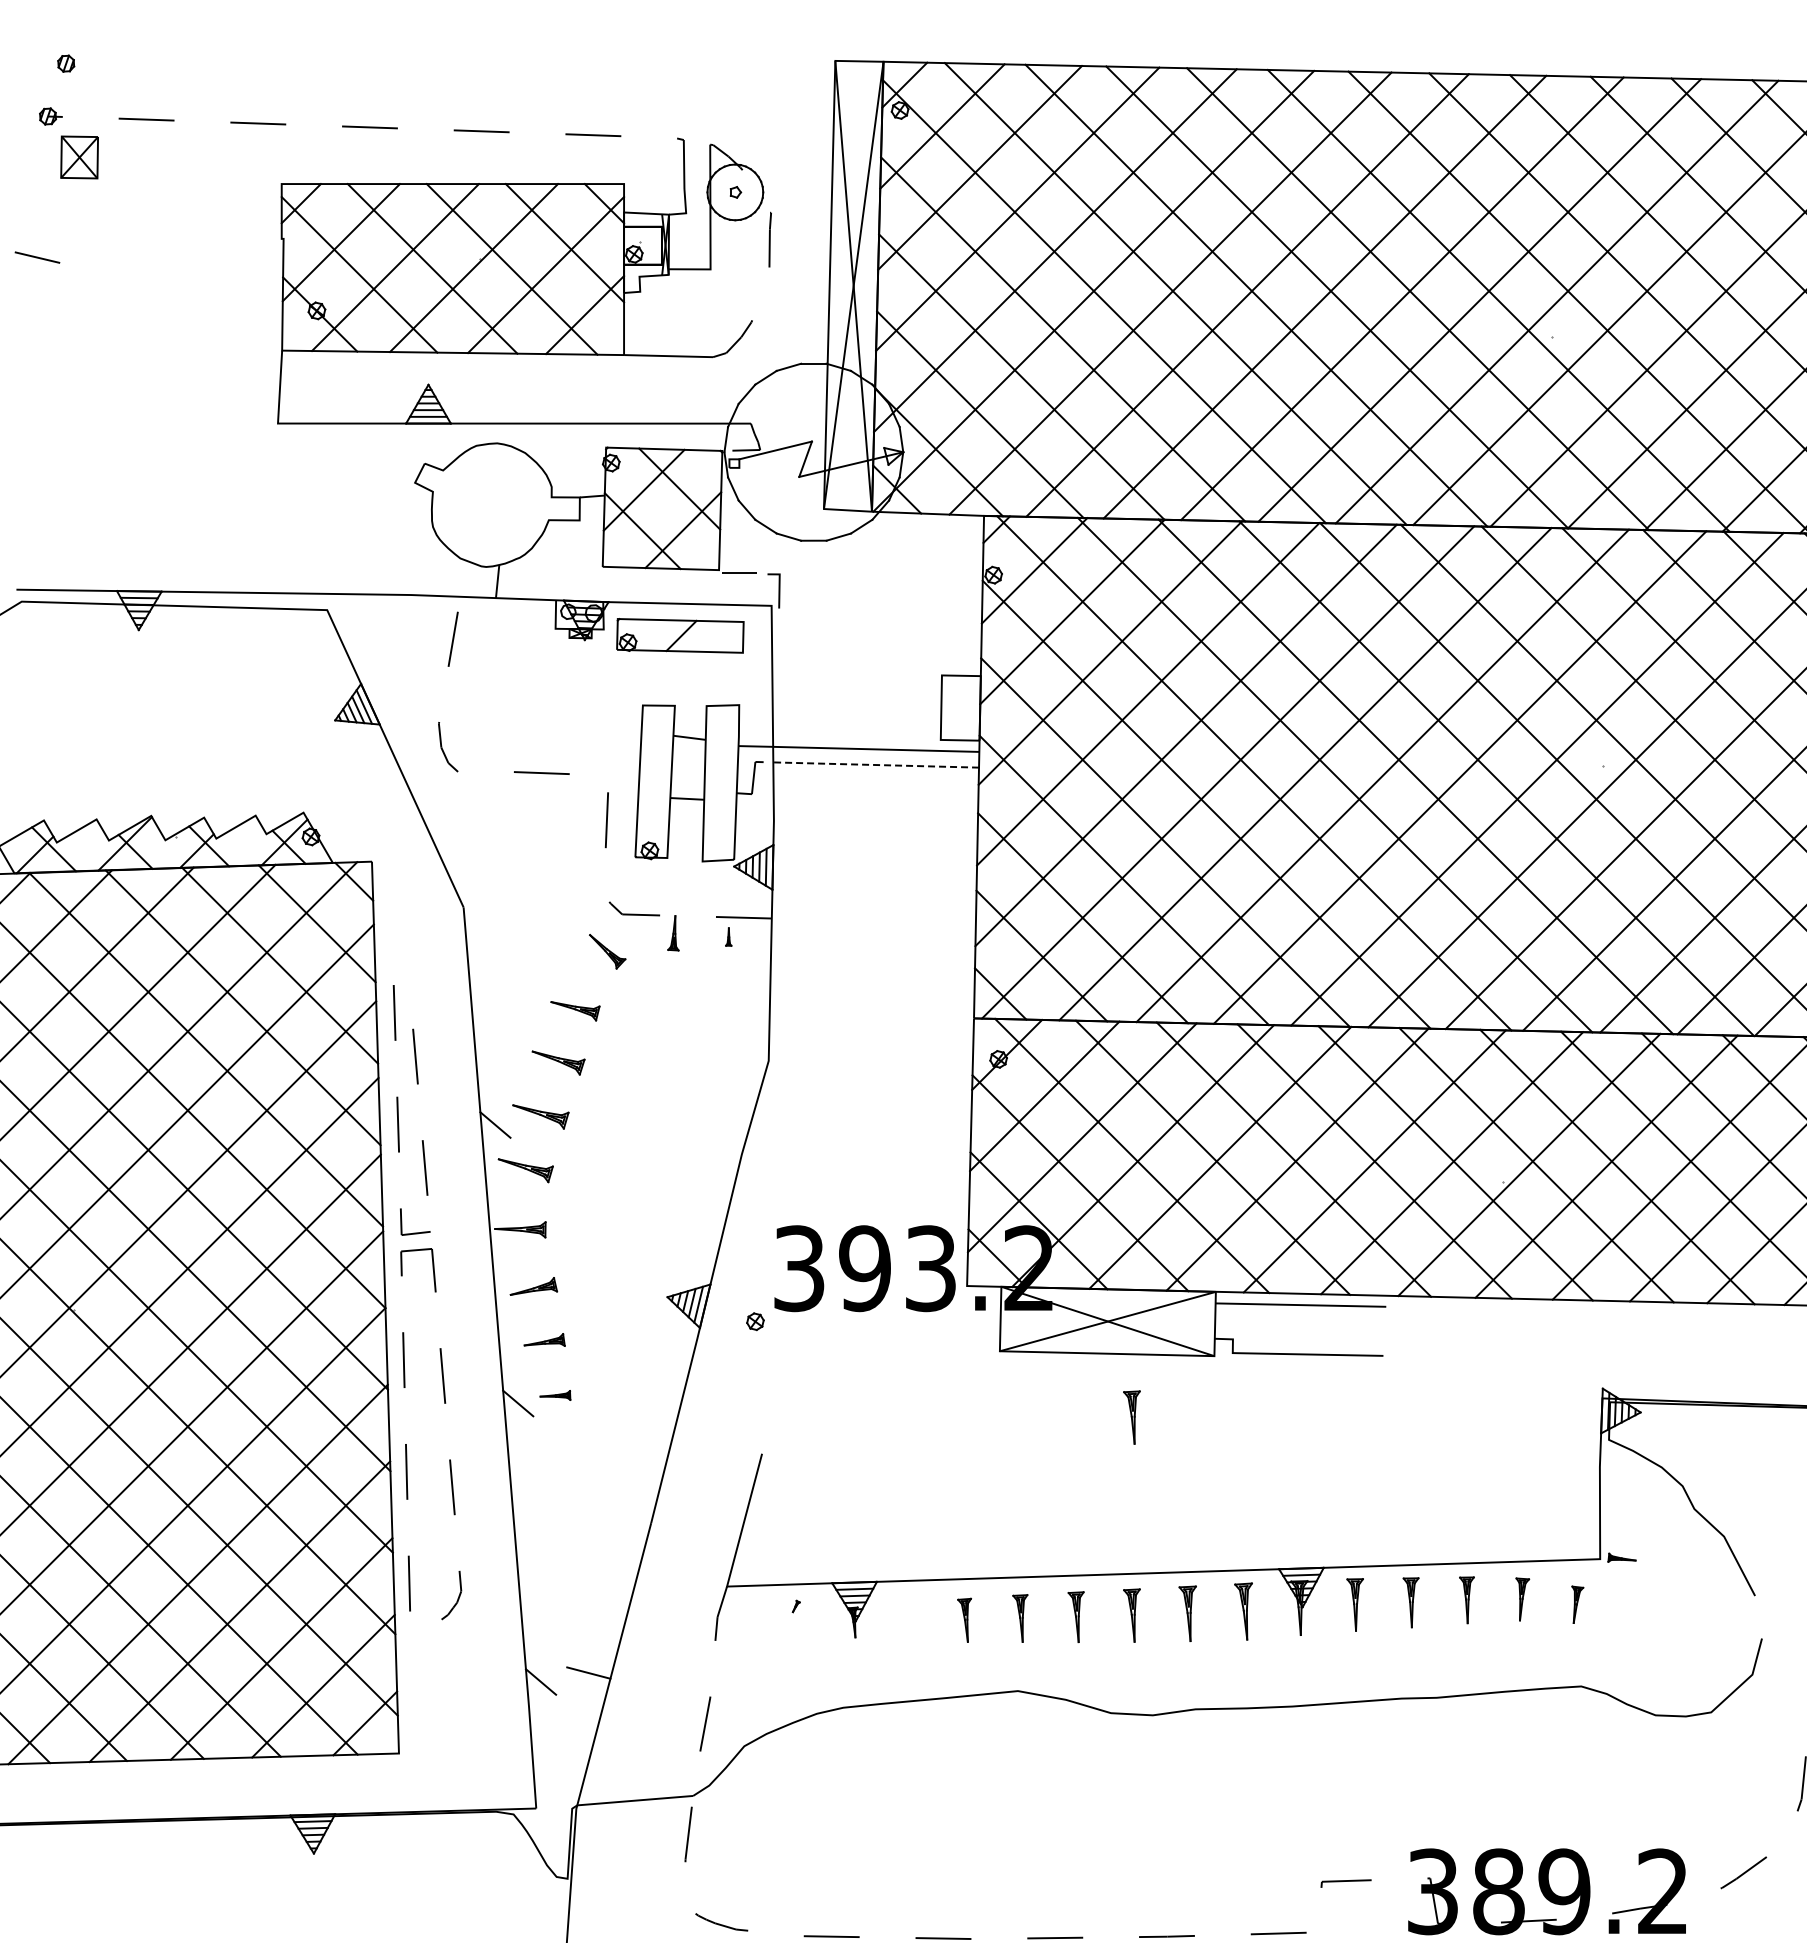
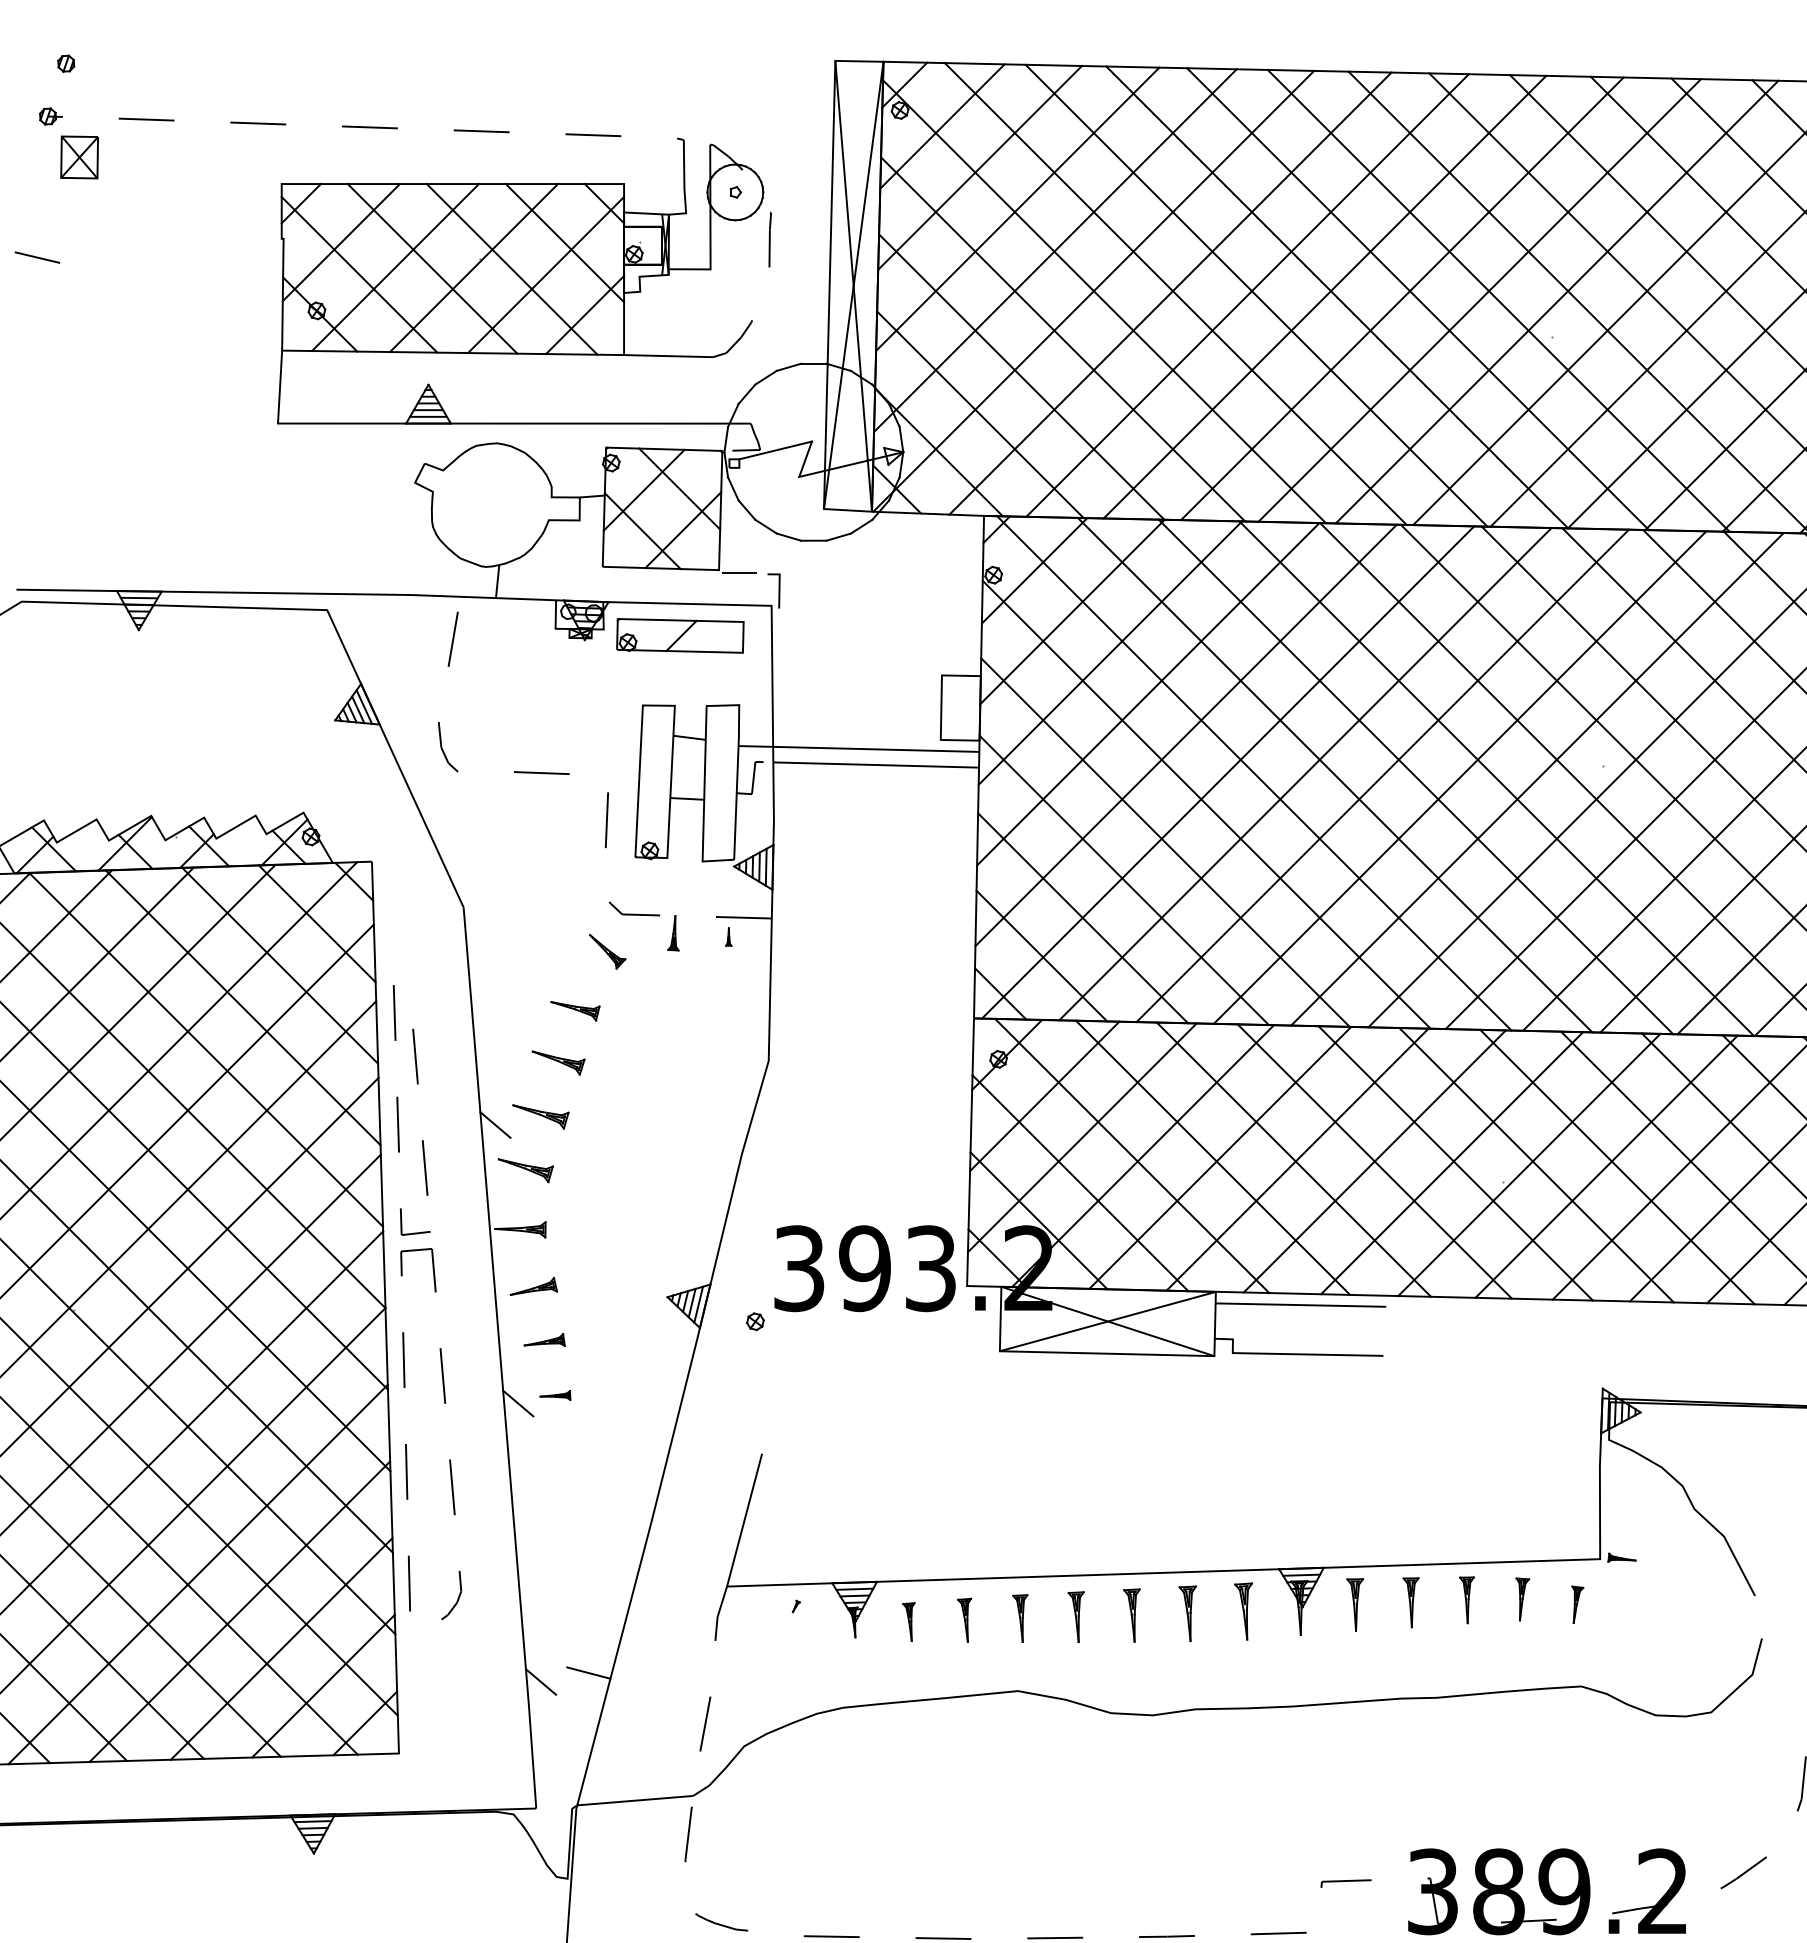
line: dashed -> solid (876, 765)
part: present -> none (1131, 1417)
part: none -> present (908, 1621)
